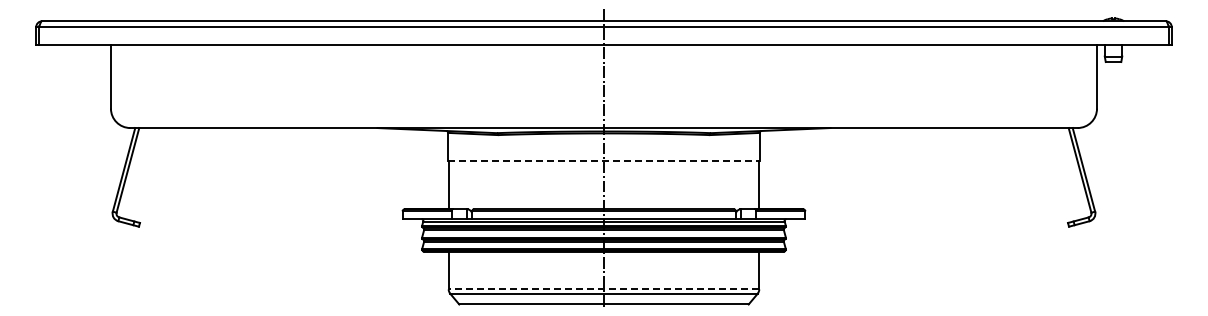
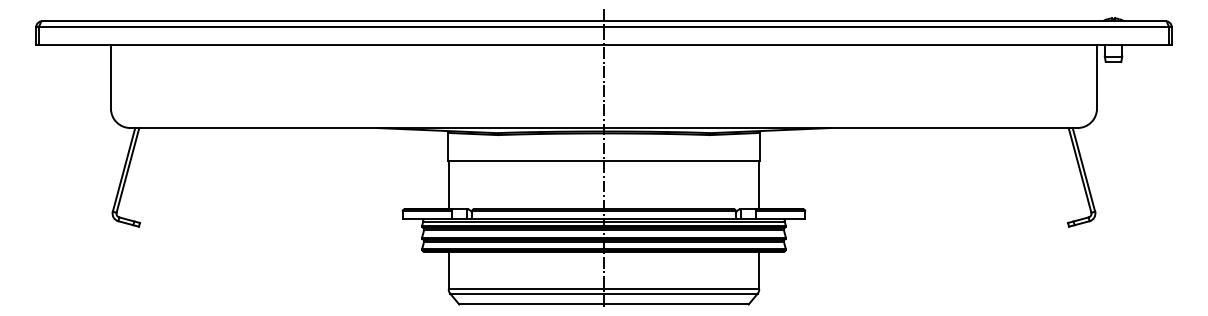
line: dashed -> solid (603, 160)
line: dashed -> solid (603, 289)
